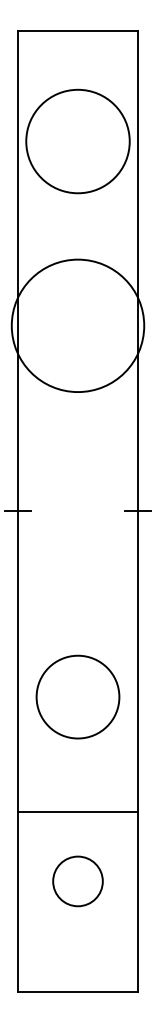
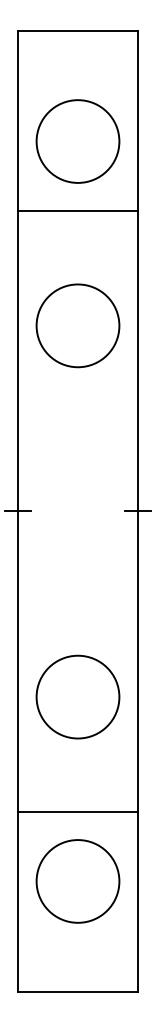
circle diameter: 103 px -> 83 px (77, 141)
line: none -> present (77, 210)
circle diameter: 132 px -> 83 px (77, 325)
circle diameter: 50 px -> 83 px (77, 881)
